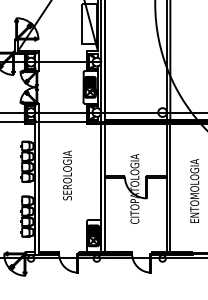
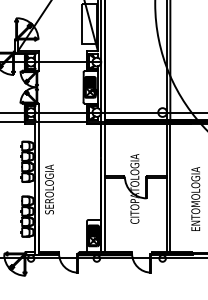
text position: (67, 175) -> (49, 189) (49, 189)
text position: (194, 190) -> (195, 198) (195, 198)
